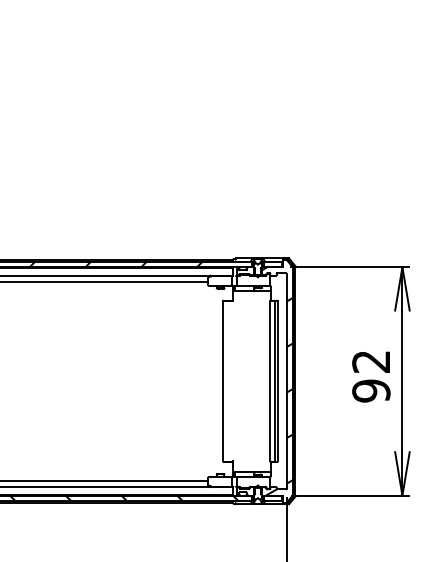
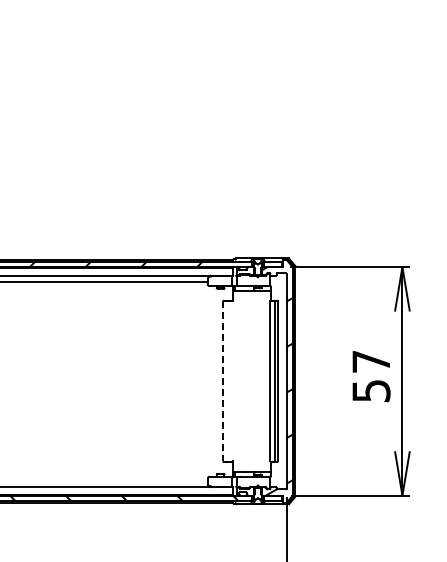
text: 92 -> 57 (371, 376)
line: solid -> dashed (223, 381)
line: present -> none (105, 480)
